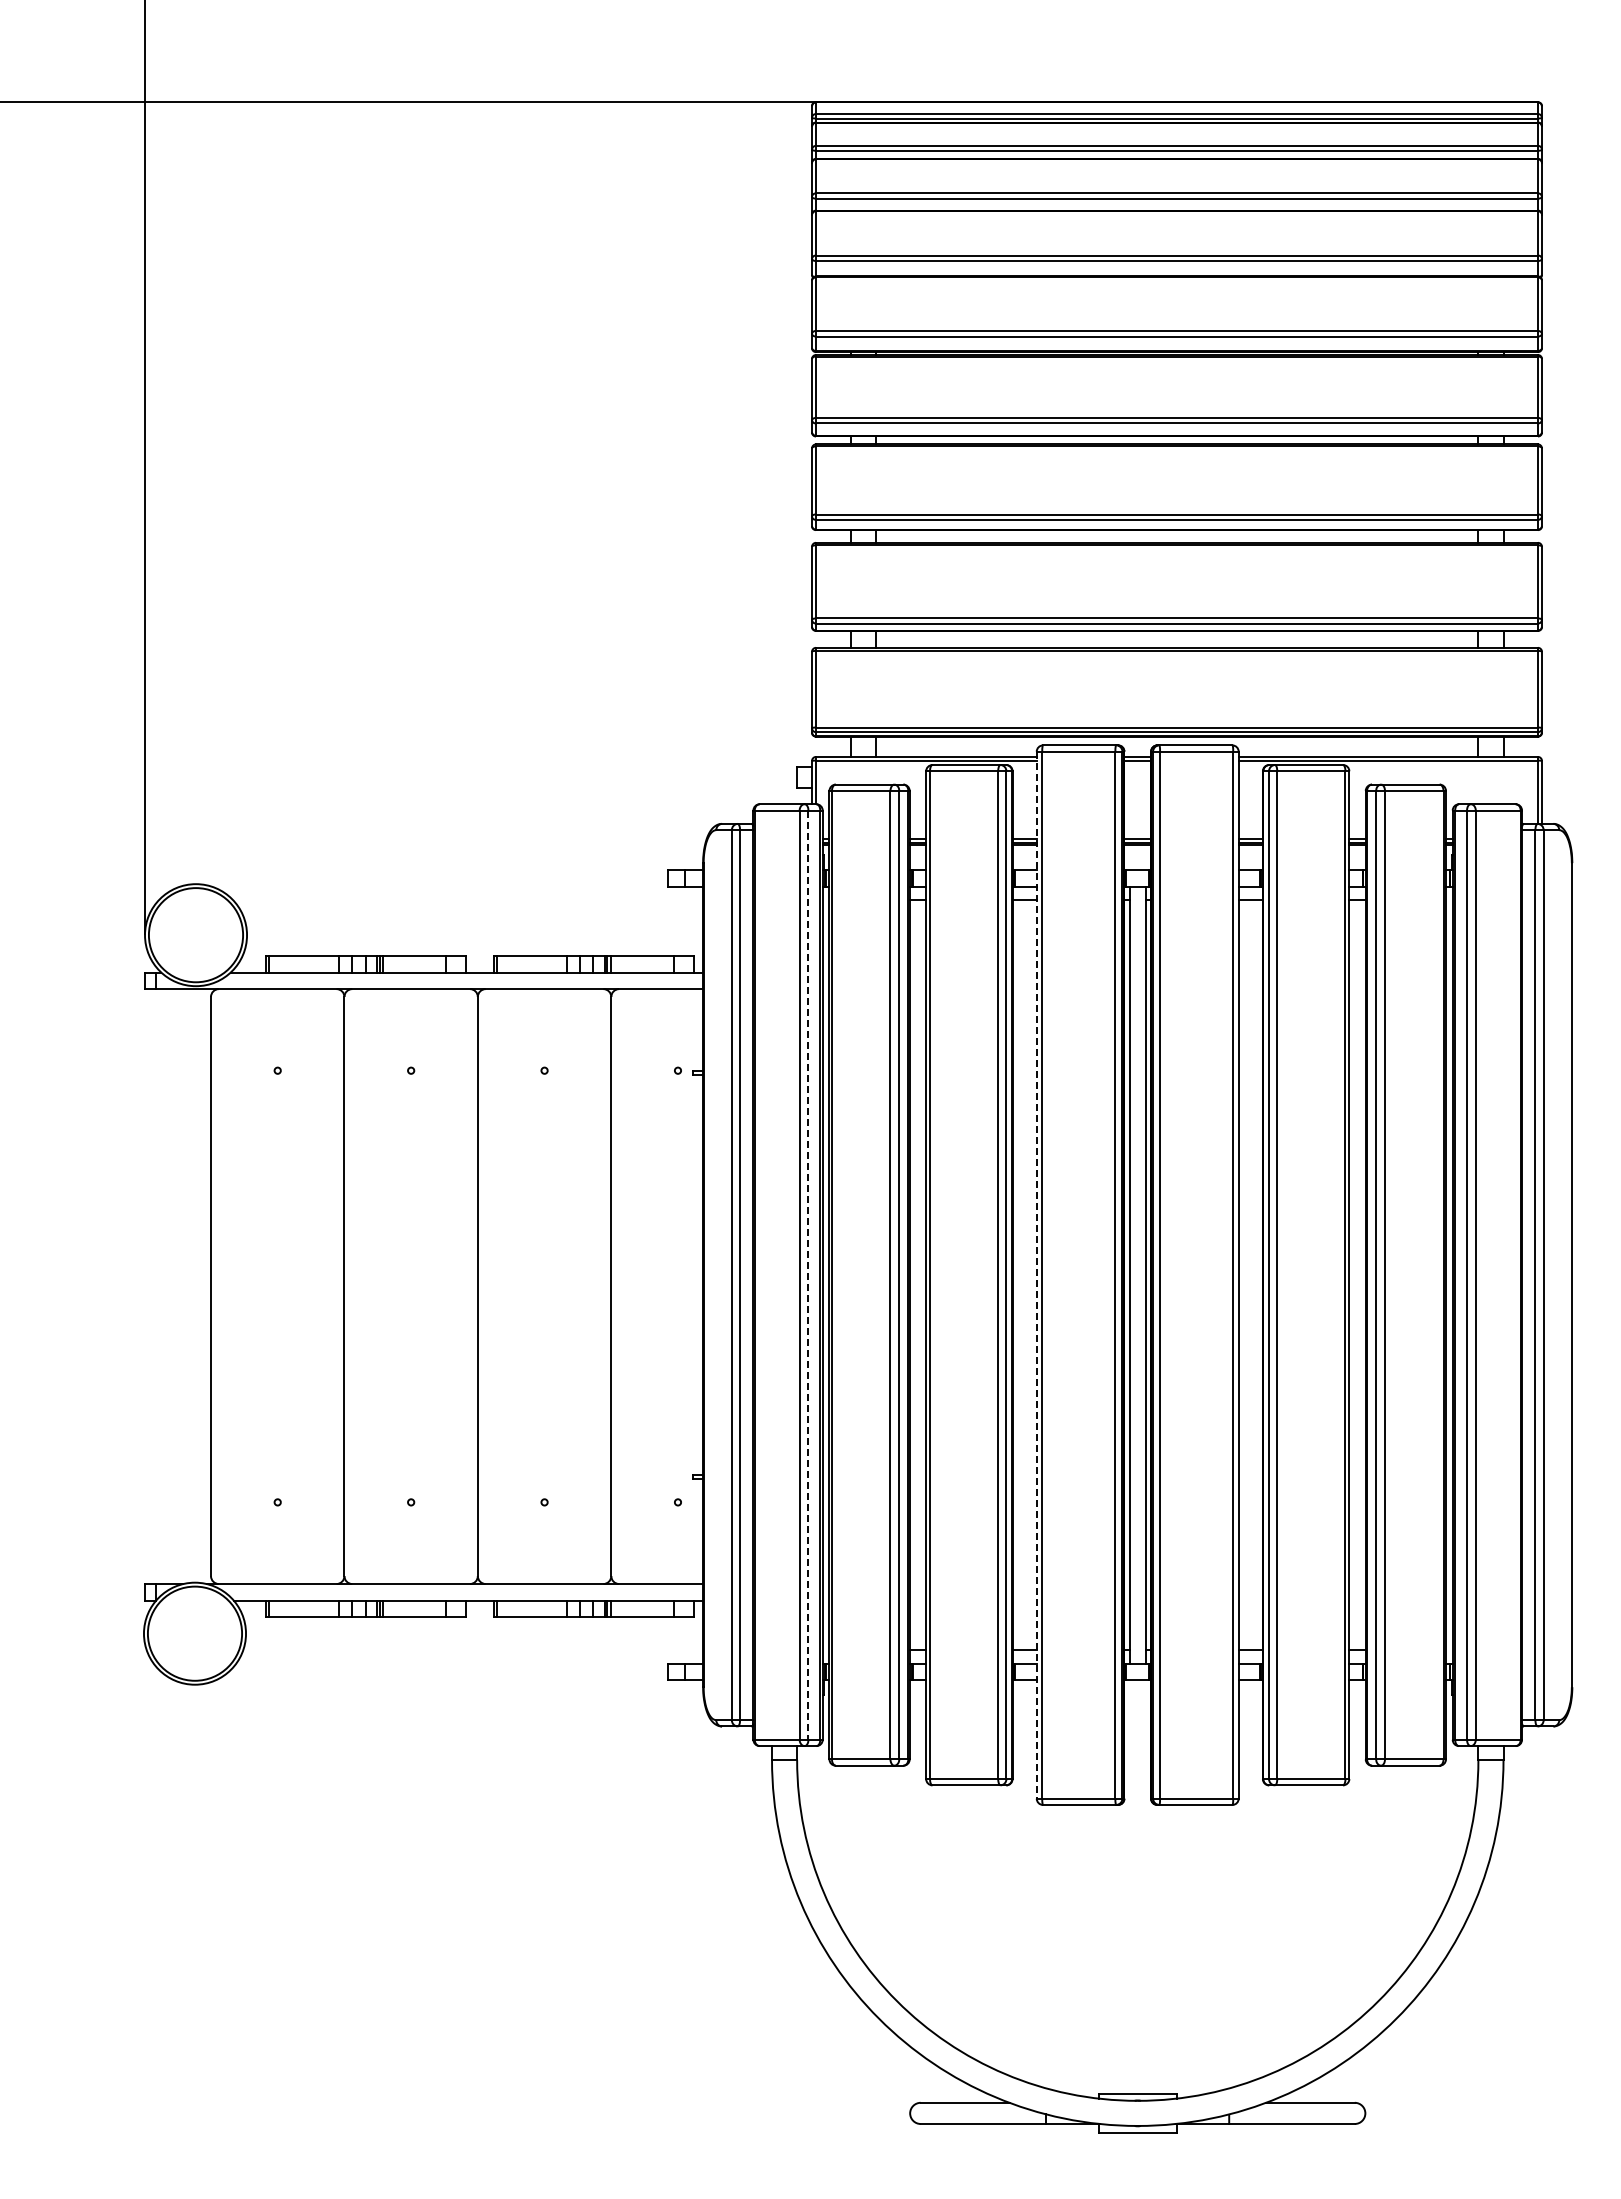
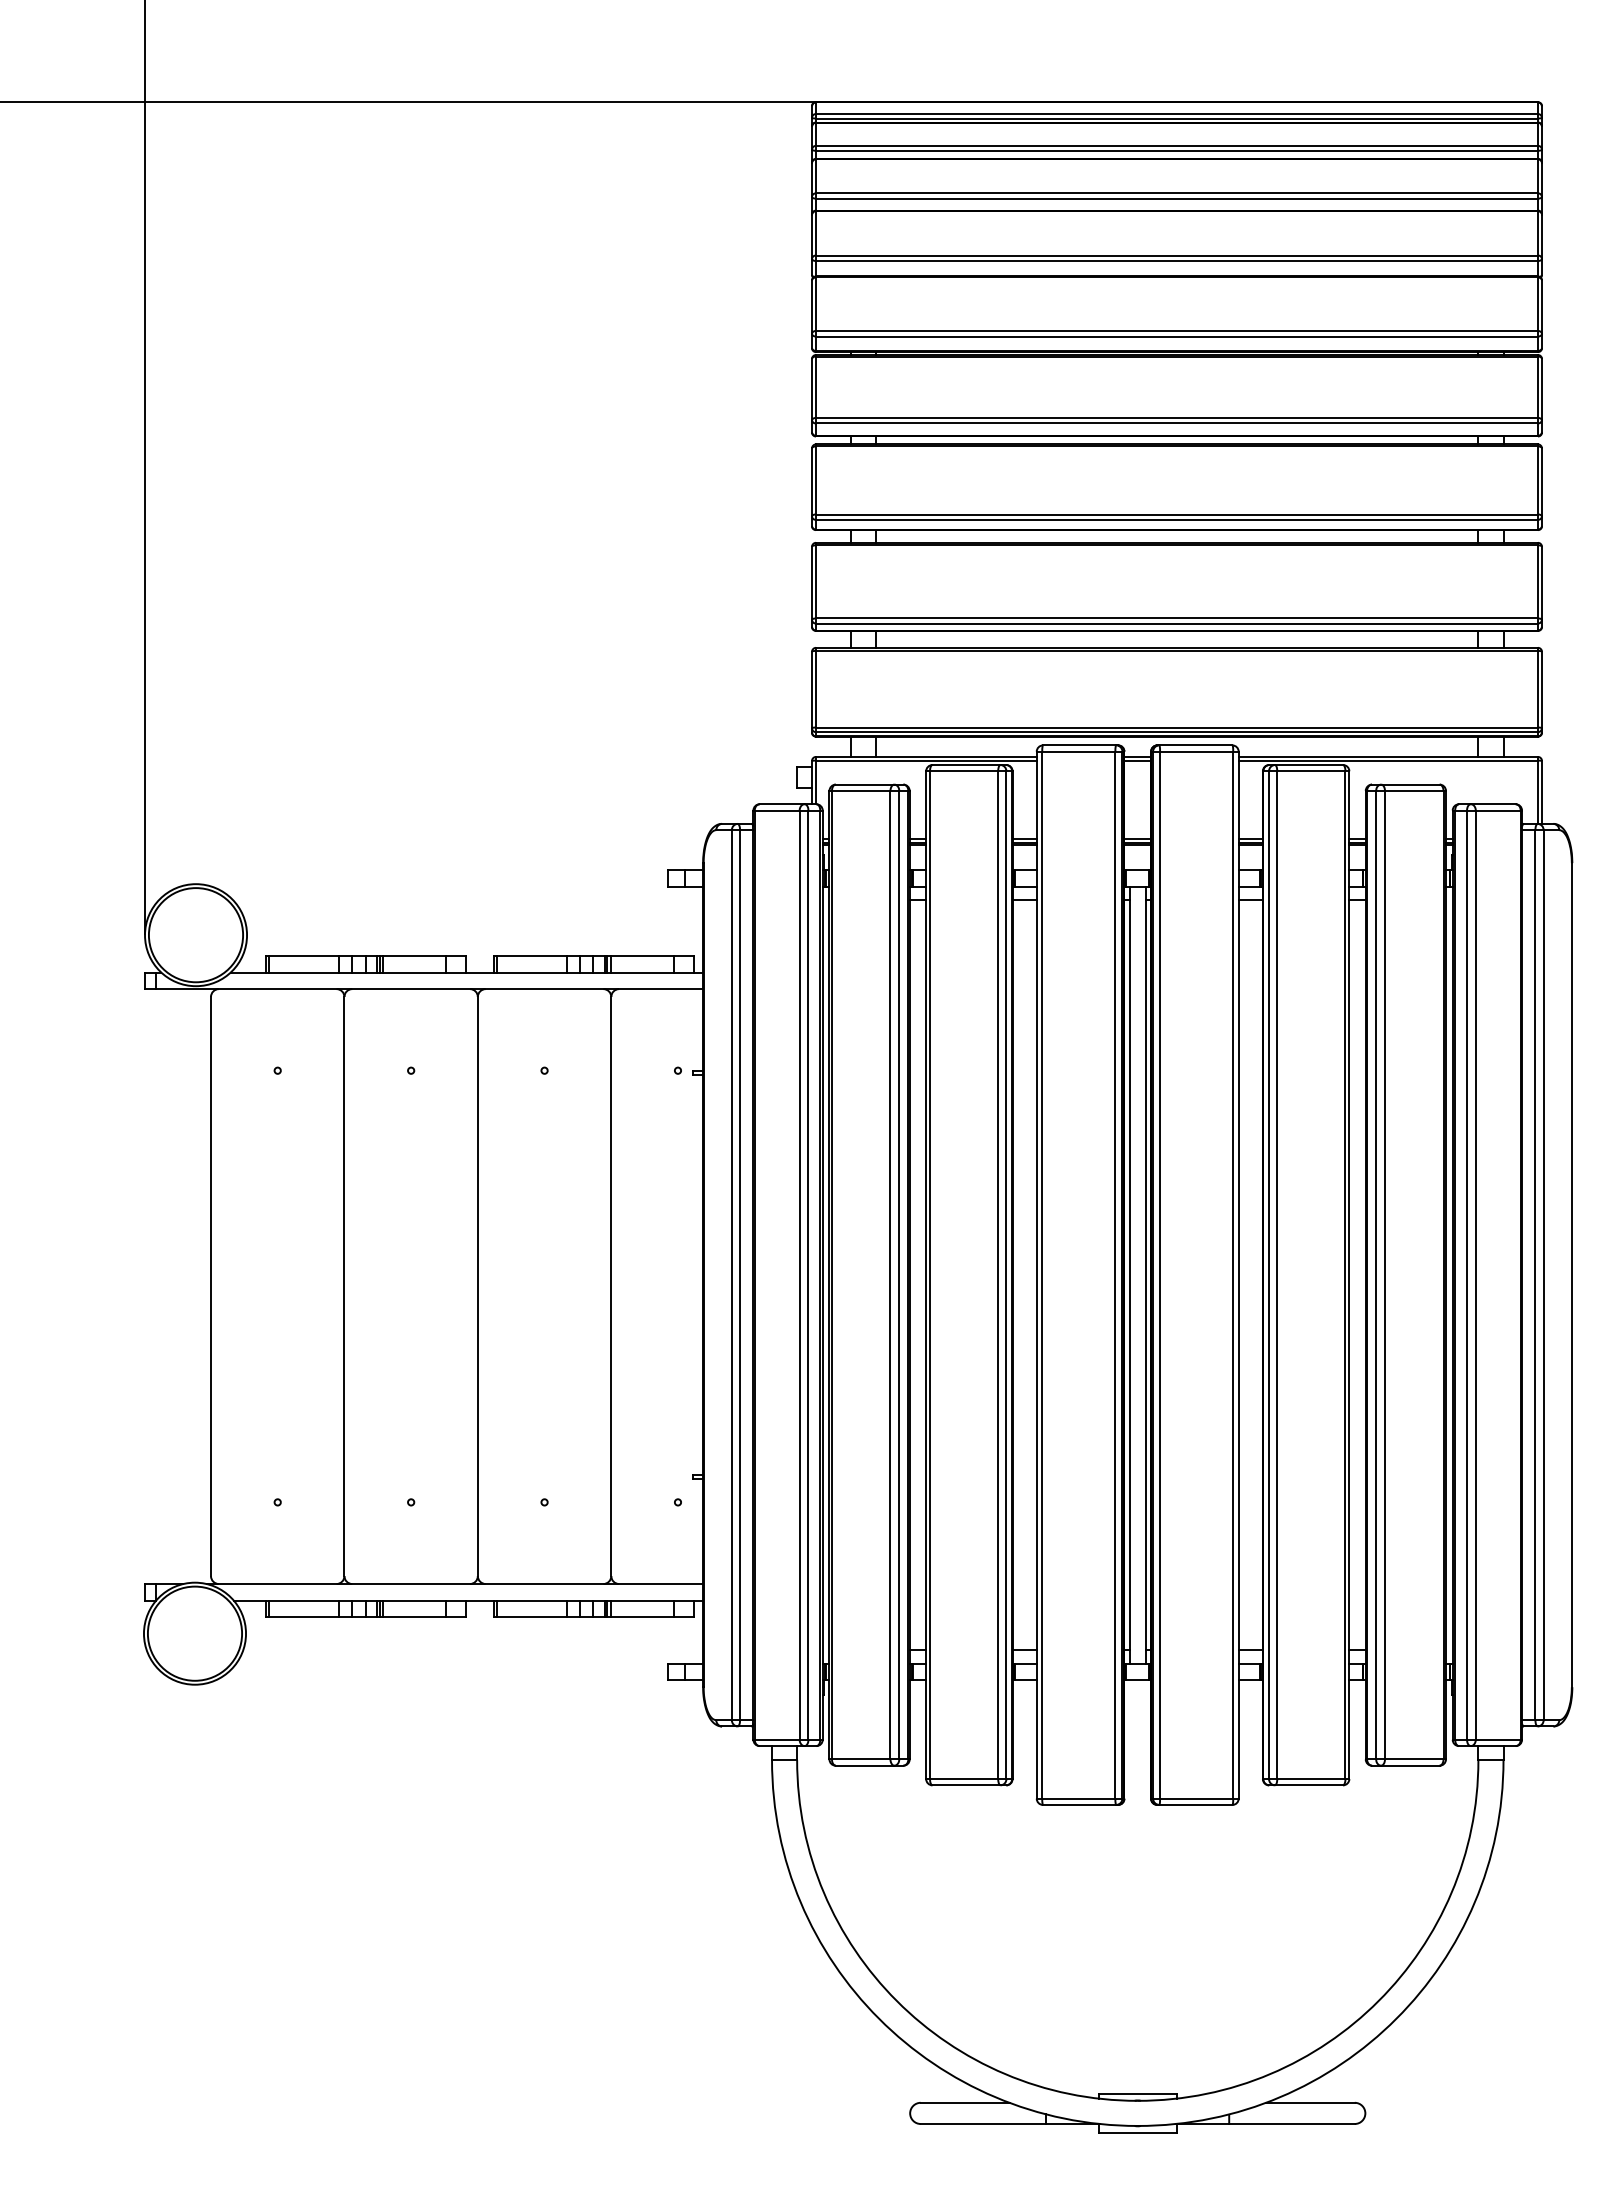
line: dashed -> solid (808, 1275)
line: dashed -> solid (1036, 1275)
